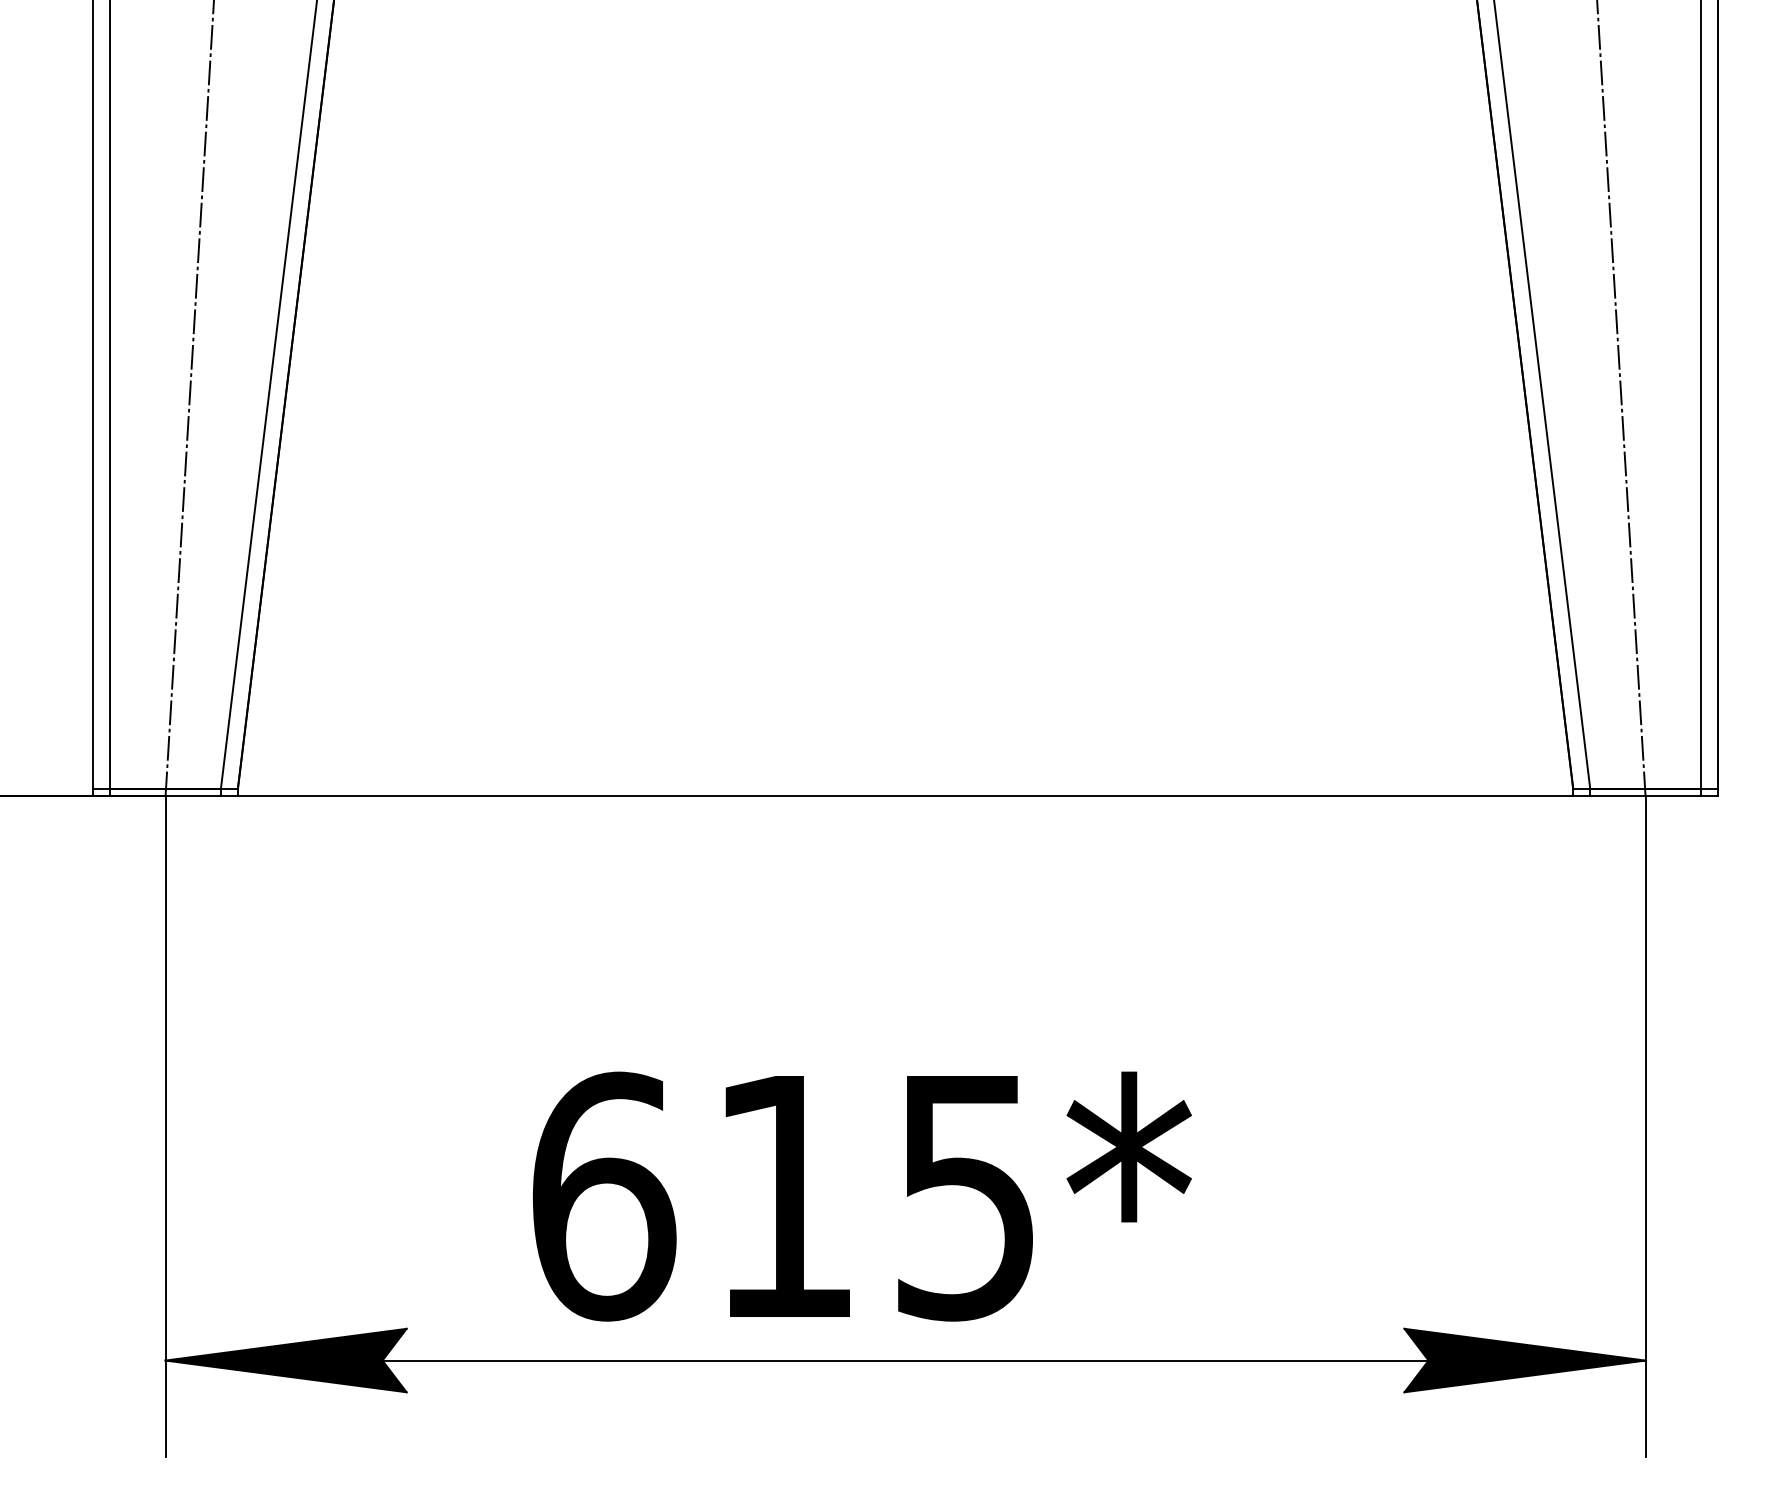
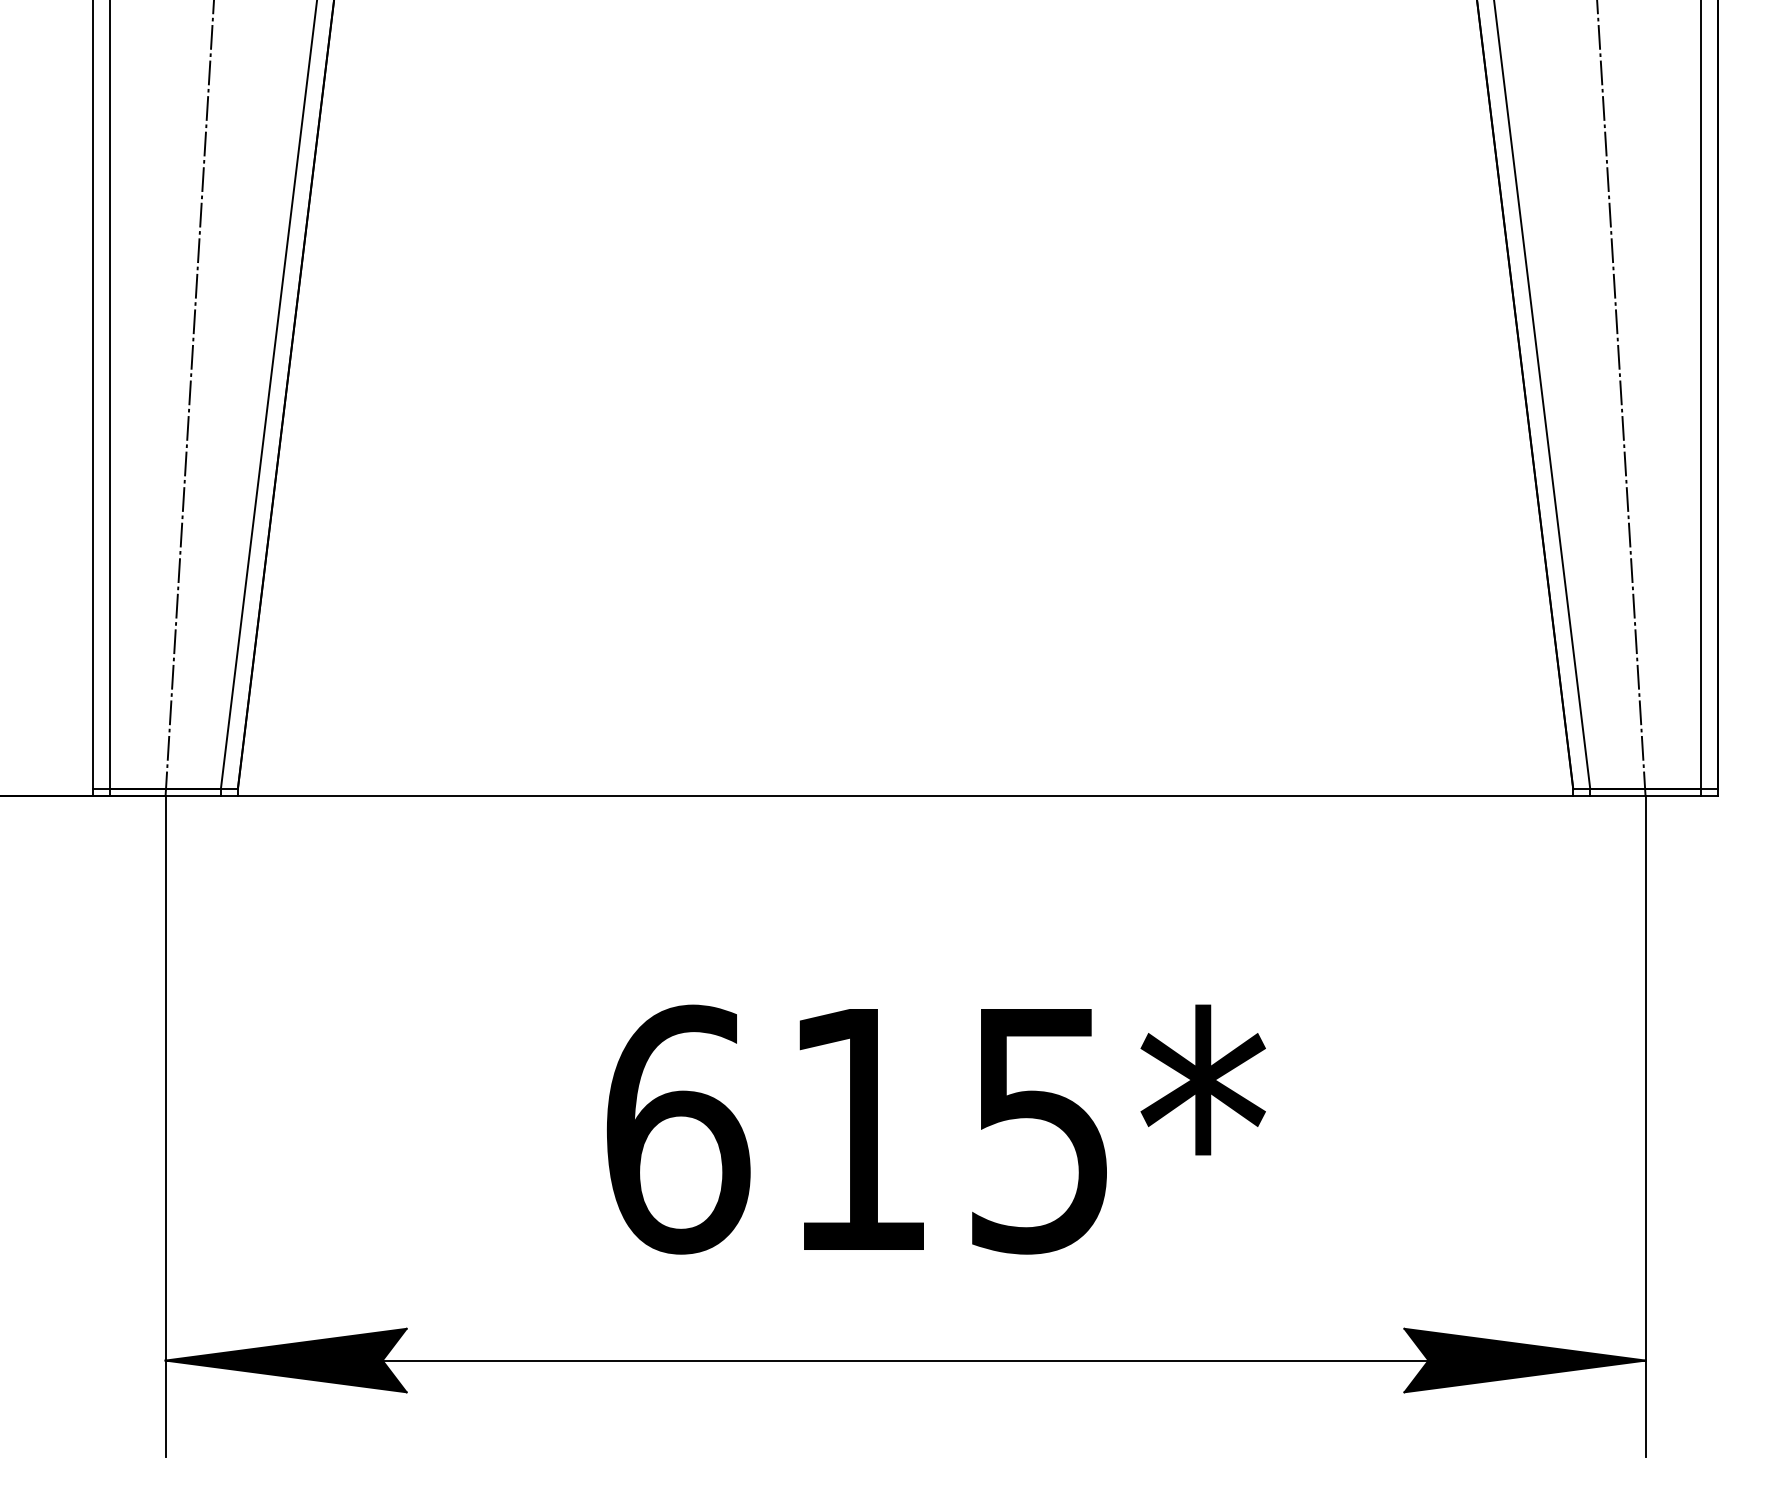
text position: (862, 1196) -> (936, 1129) (936, 1129)
